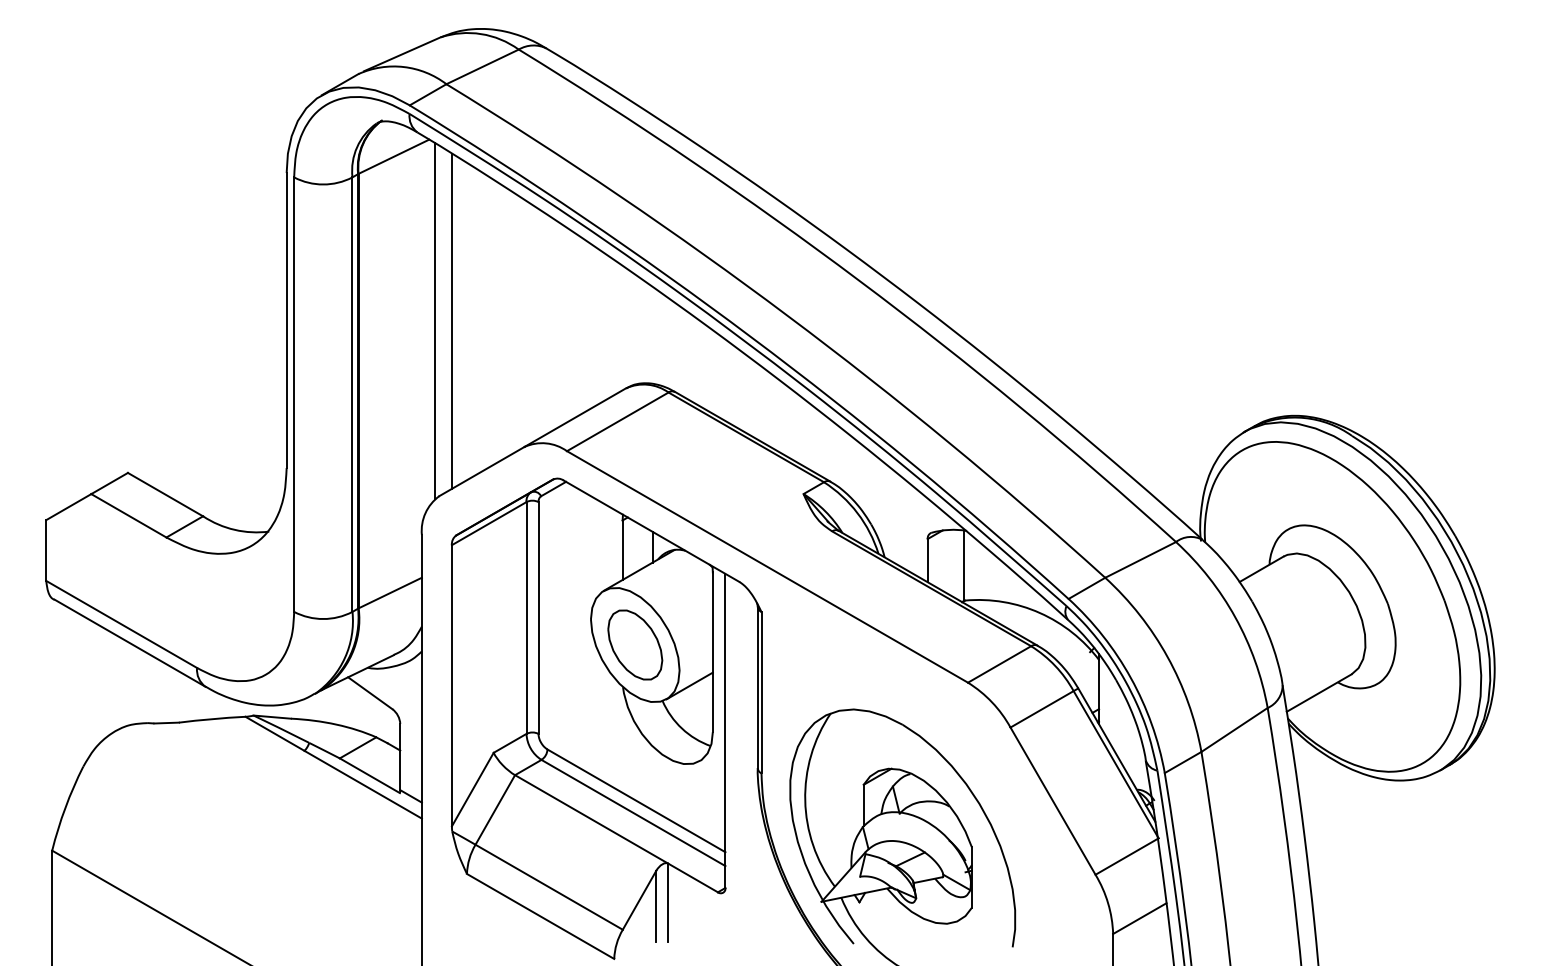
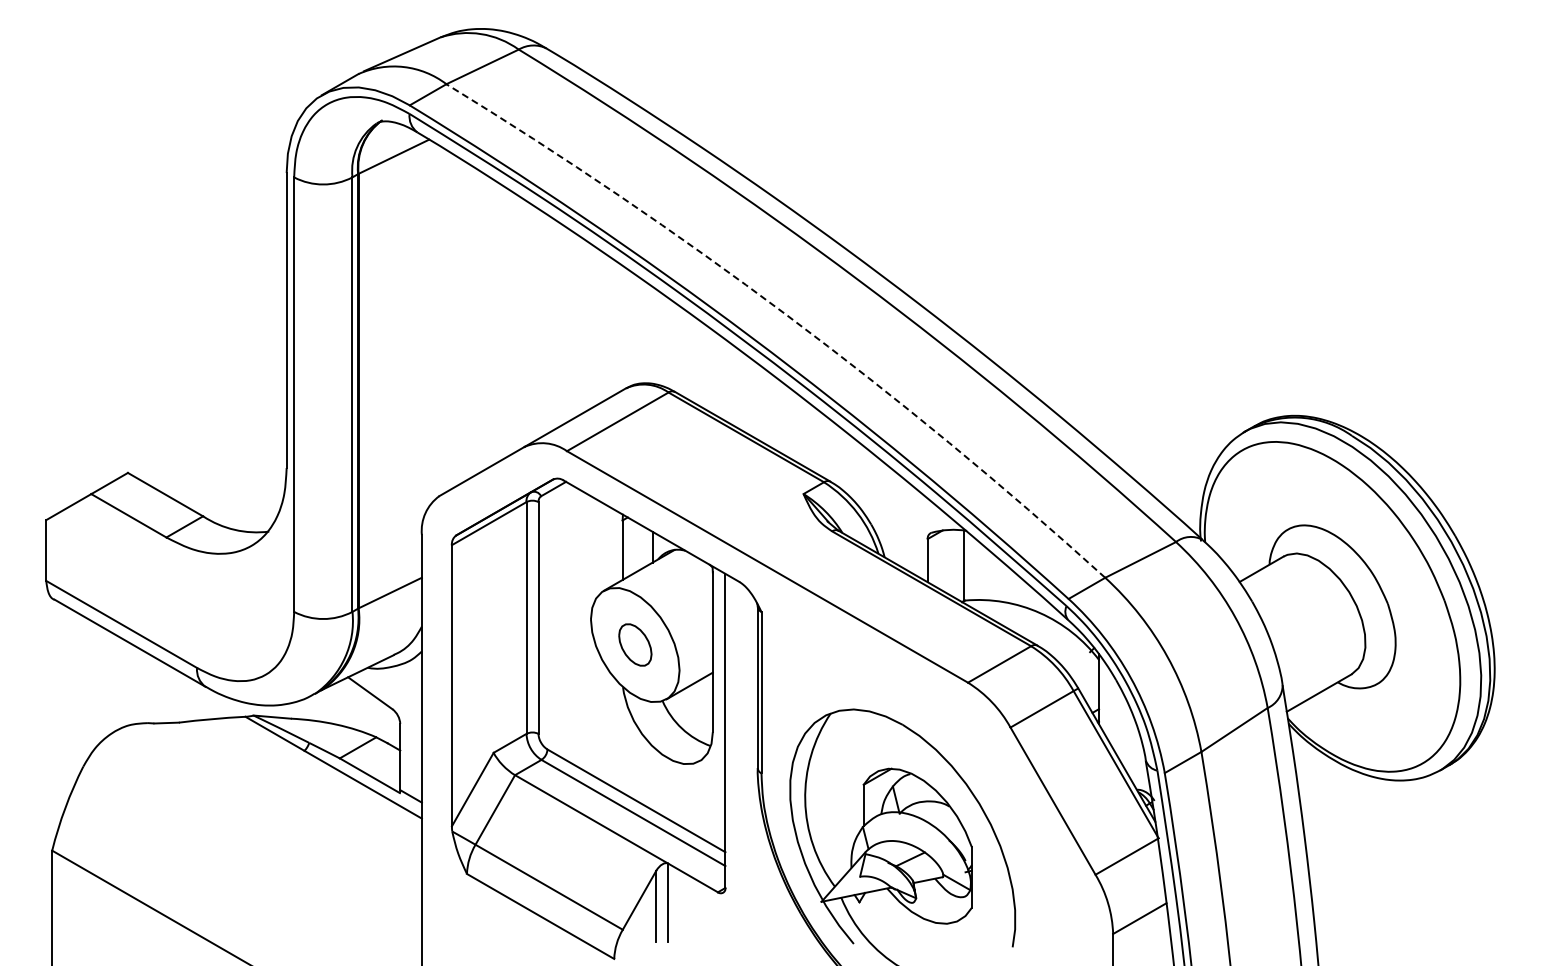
arc: solid -> dashed (787, 315)
line: present -> none (452, 320)
line: present -> none (434, 321)
part size: 57x72 px -> 35x44 px (635, 644)
